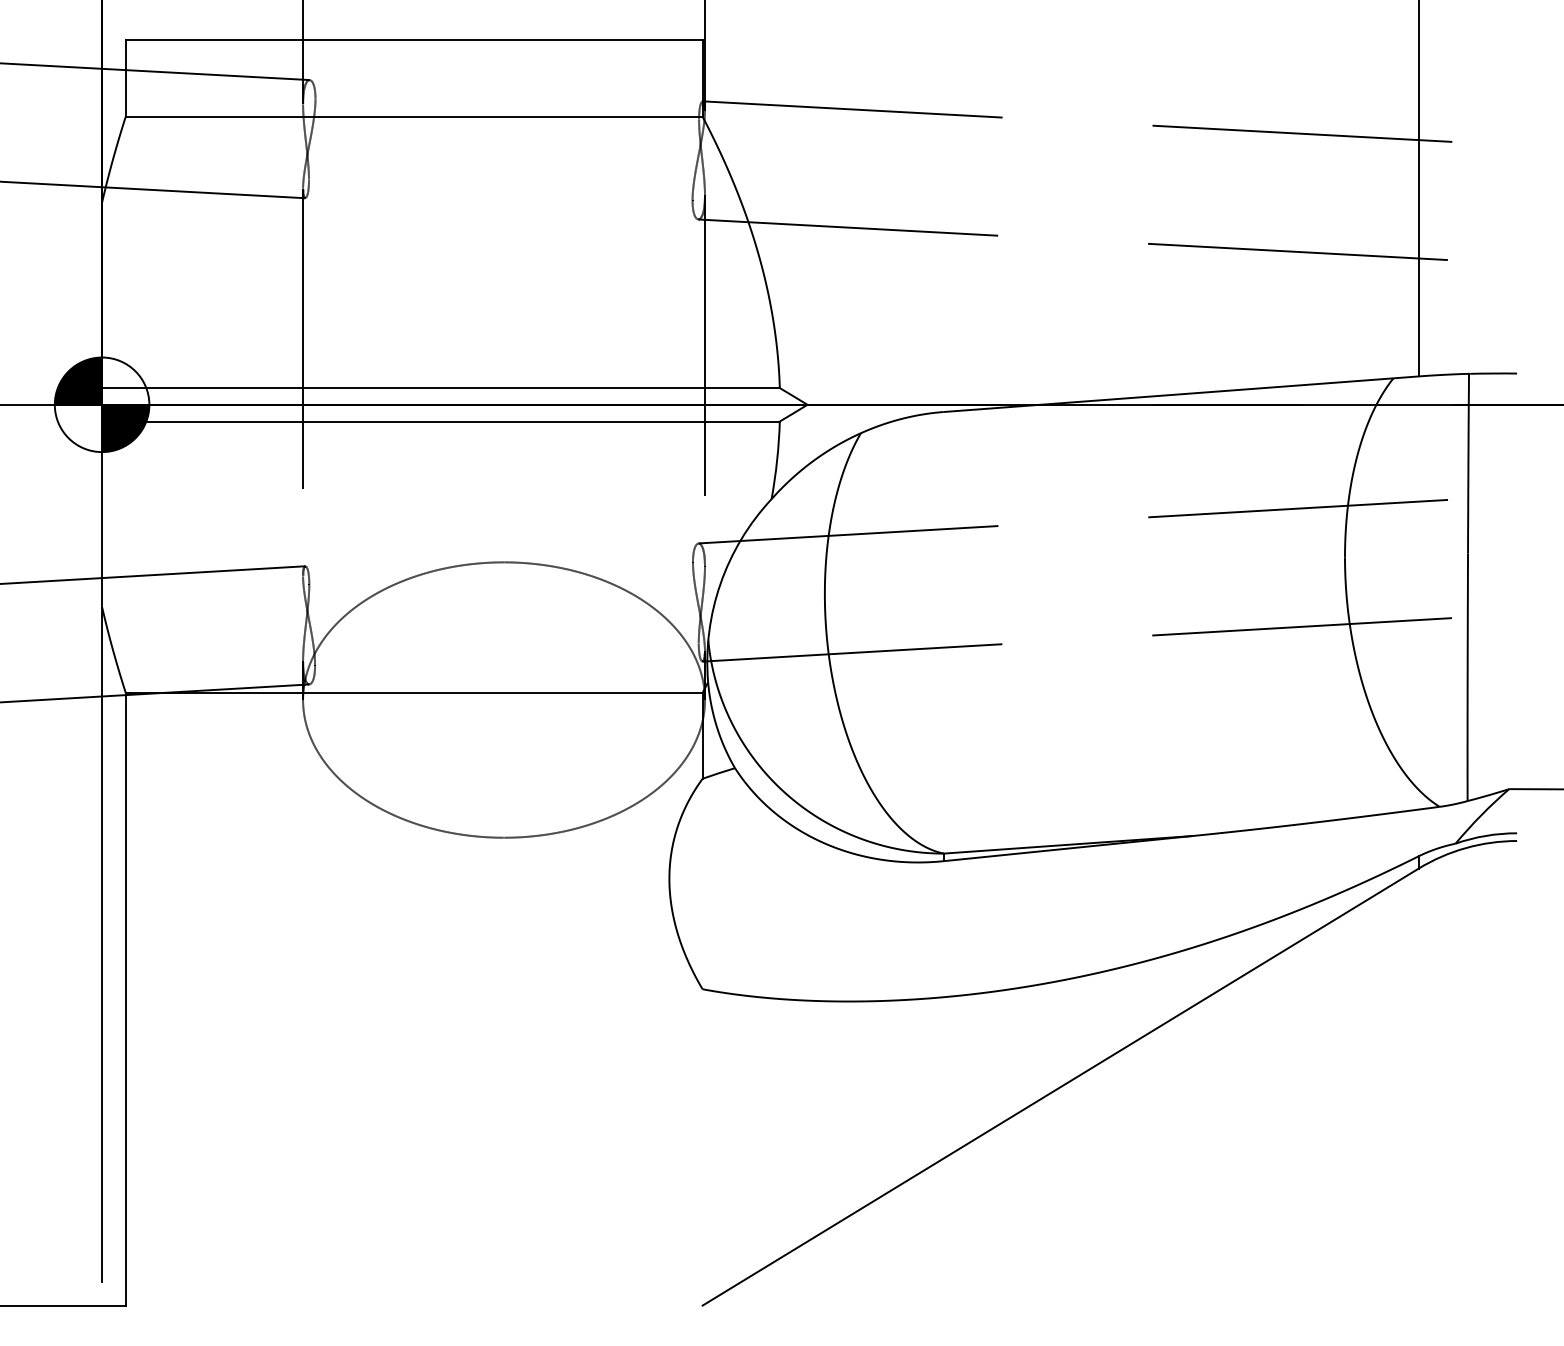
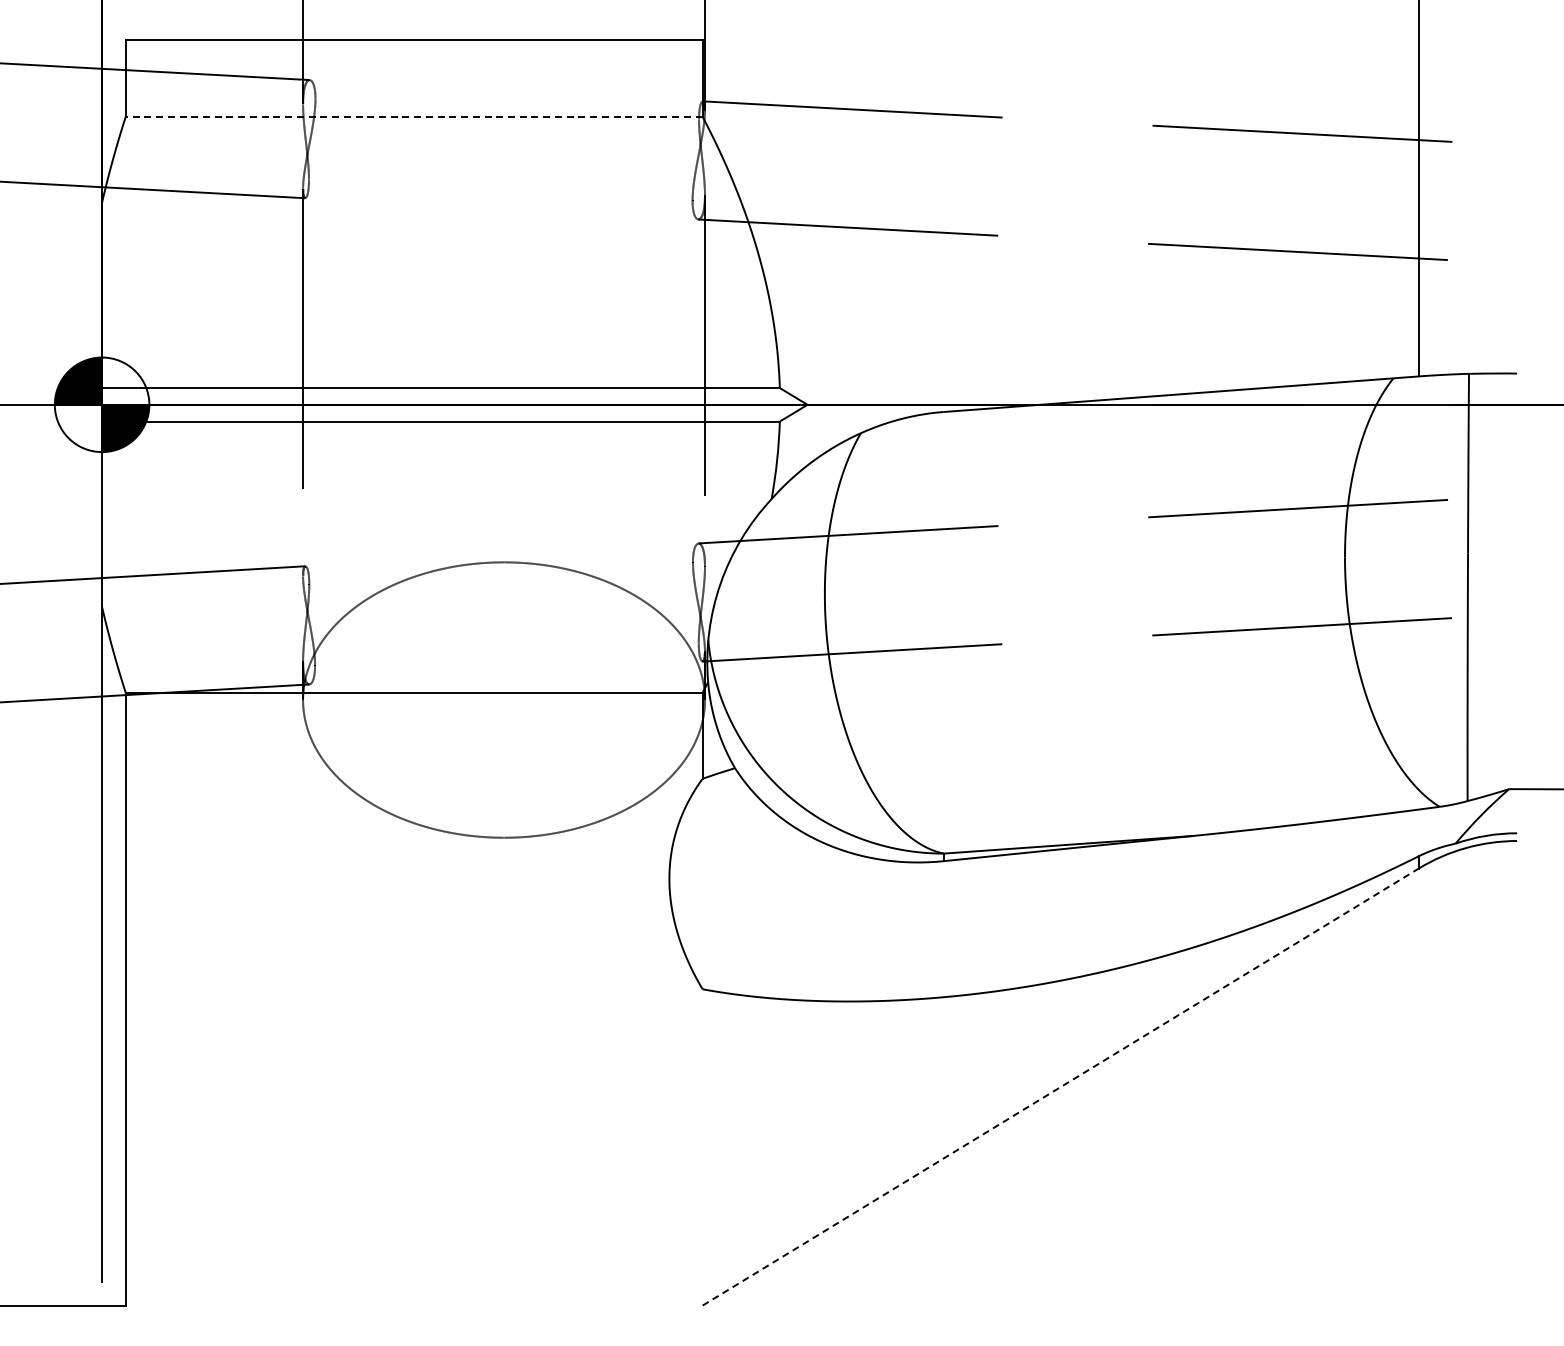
line: solid -> dashed (413, 116)
line: solid -> dashed (1061, 1086)
